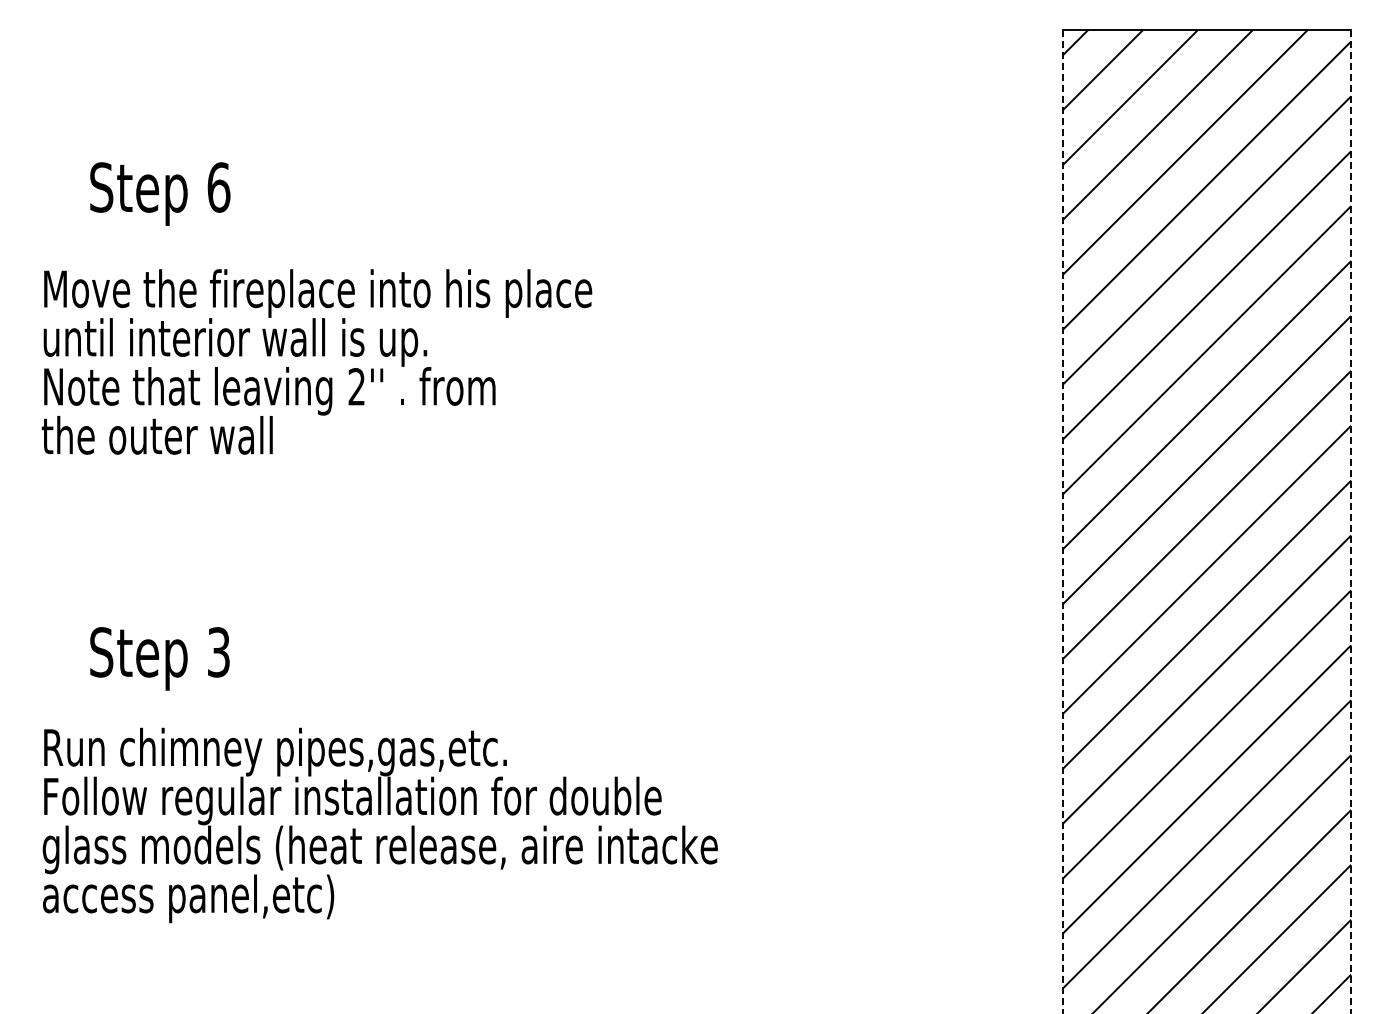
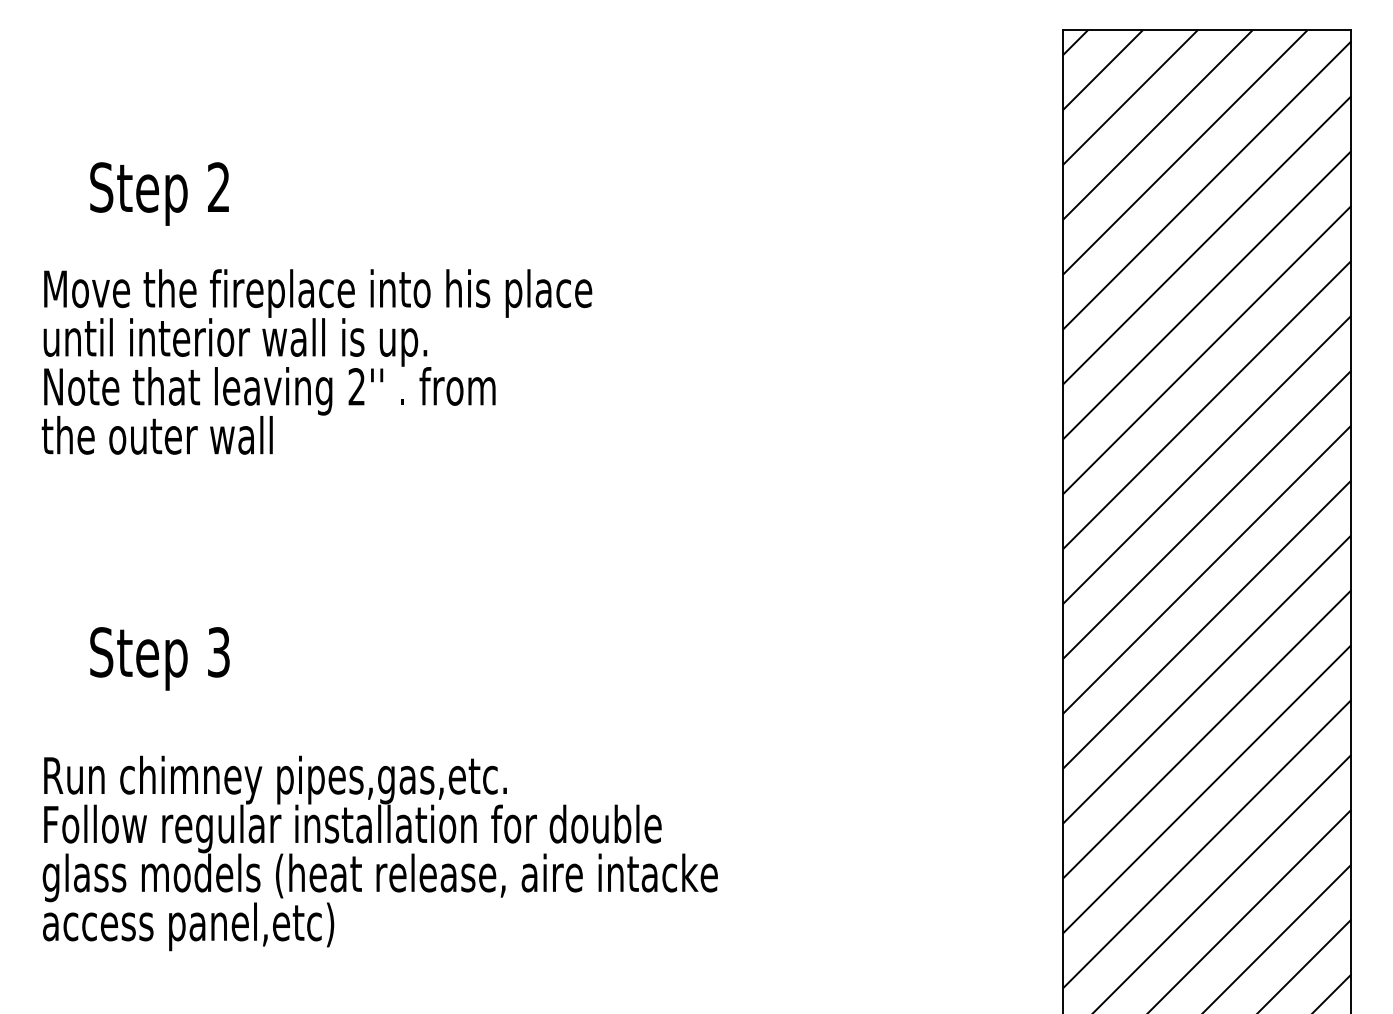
text: 6 -> 2 (218, 187)
line: dashed -> solid (1063, 522)
line: dashed -> solid (1351, 522)
text position: (379, 825) -> (379, 853) (379, 853)
